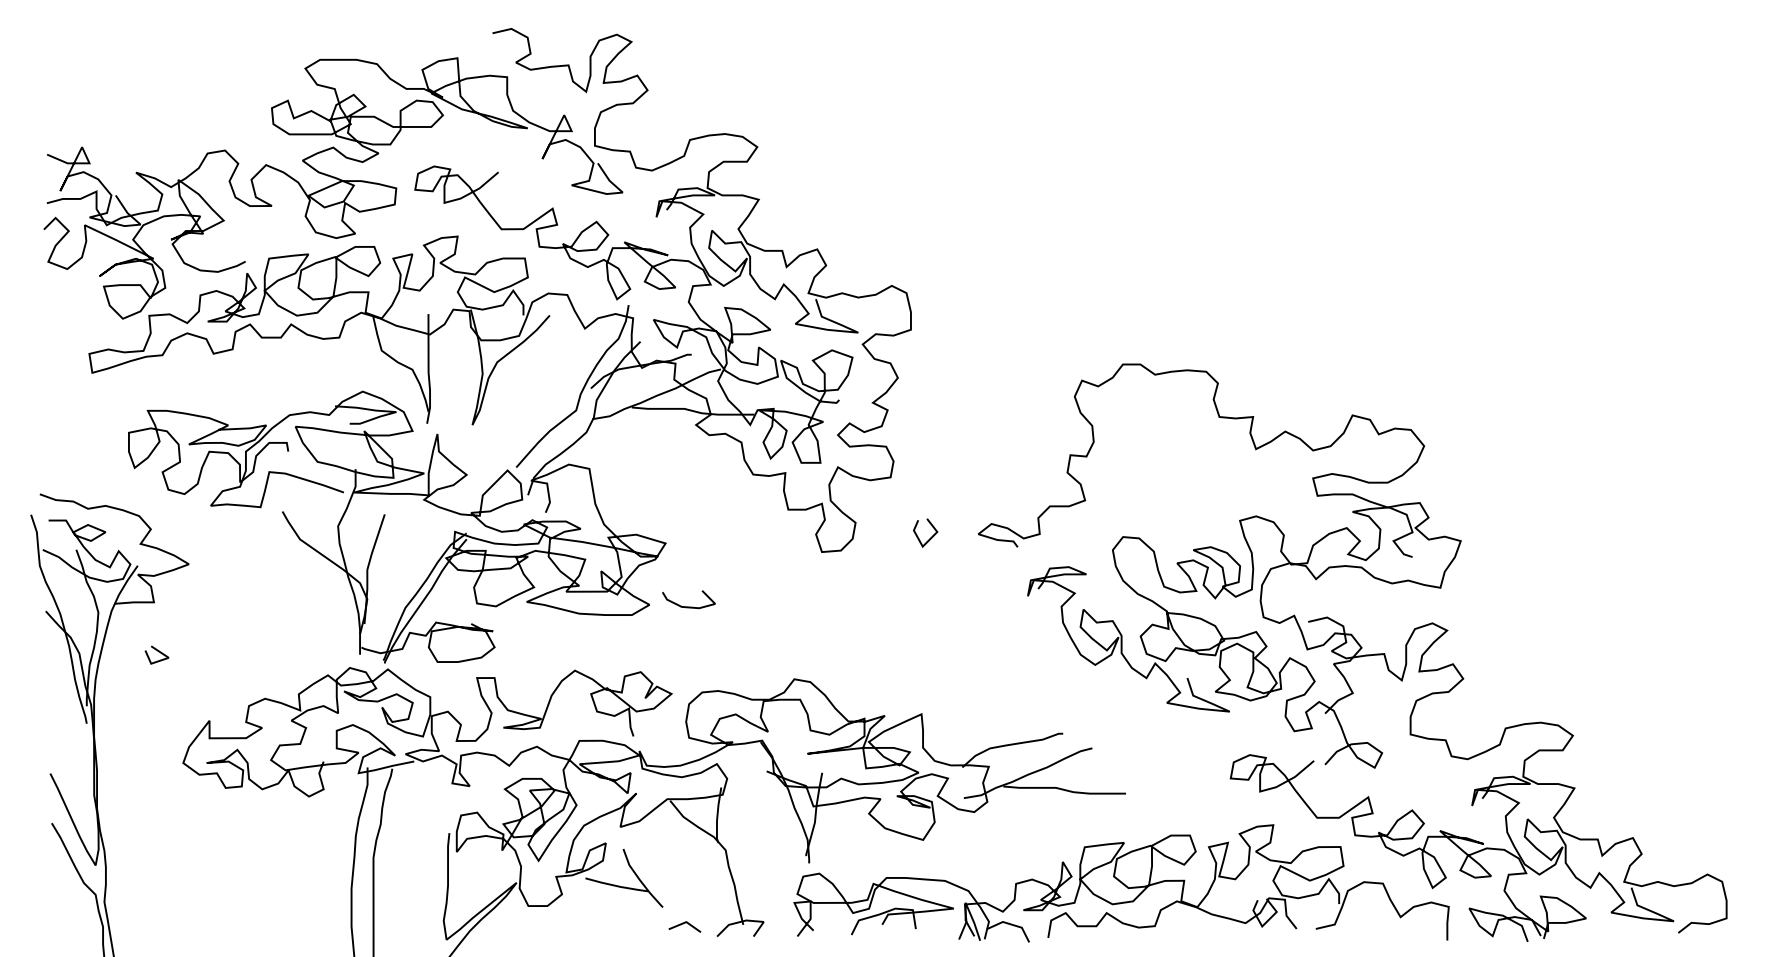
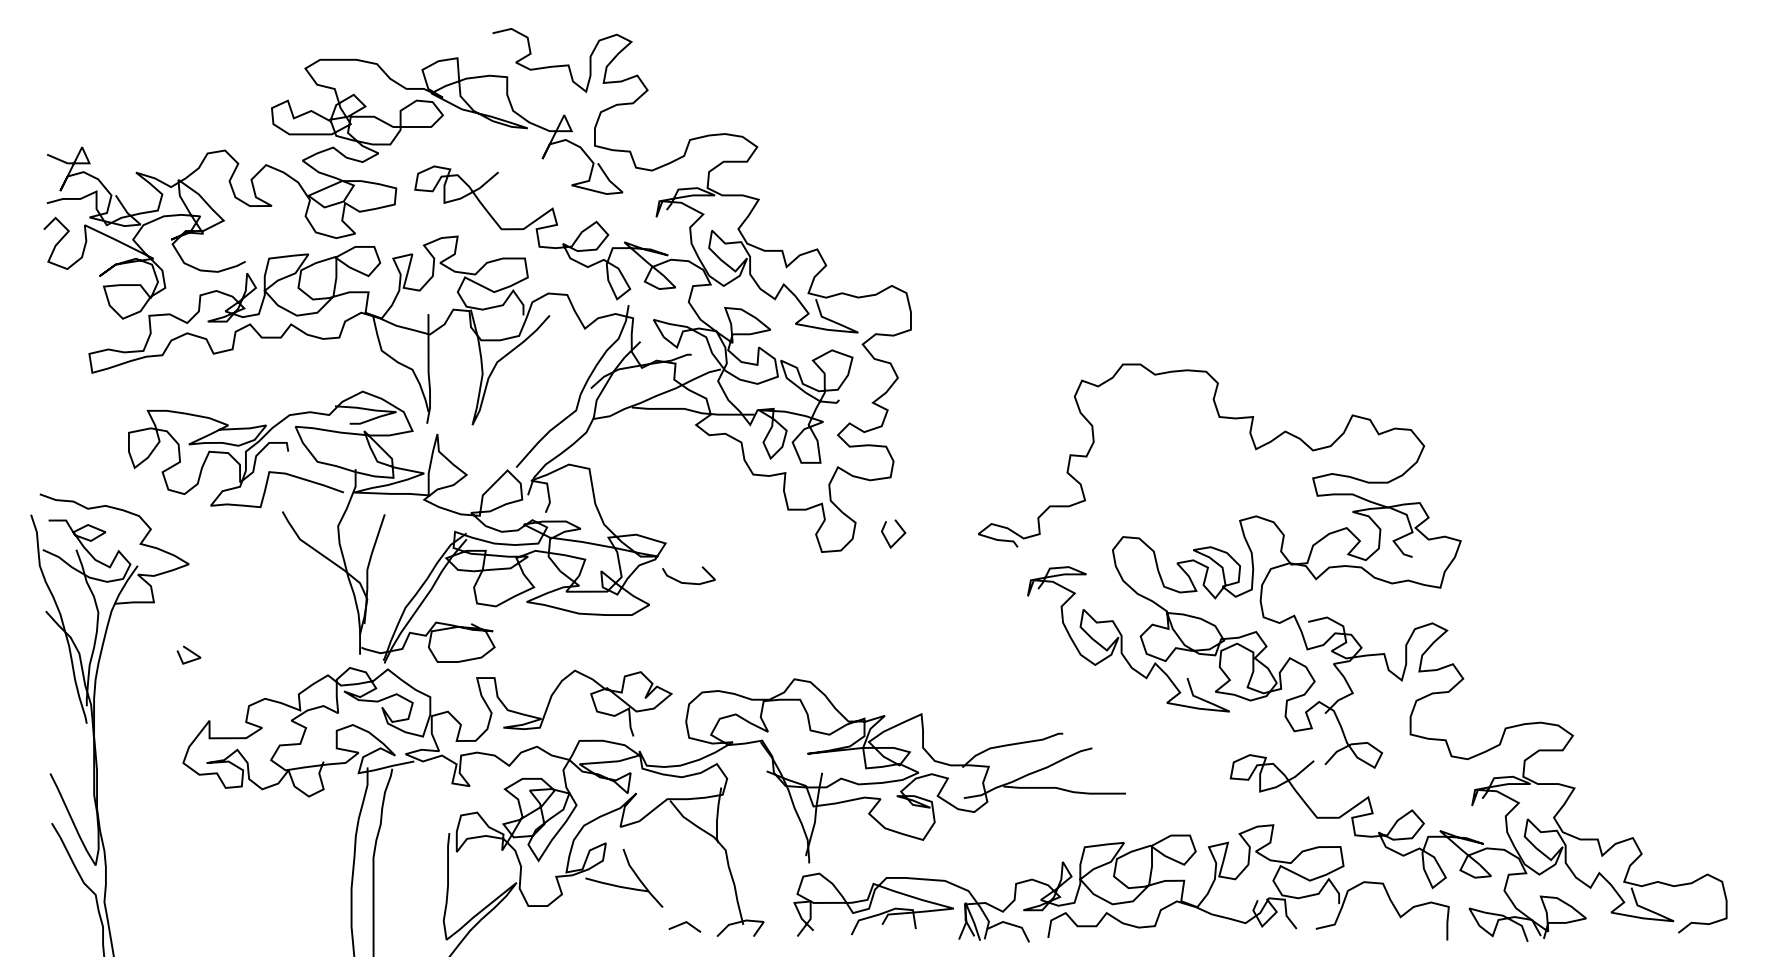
line position: (930, 537) -> (898, 538) (898, 538)
curve position: (688, 606) -> (688, 582) (688, 582)
line position: (158, 652) -> (190, 652) (190, 652)
